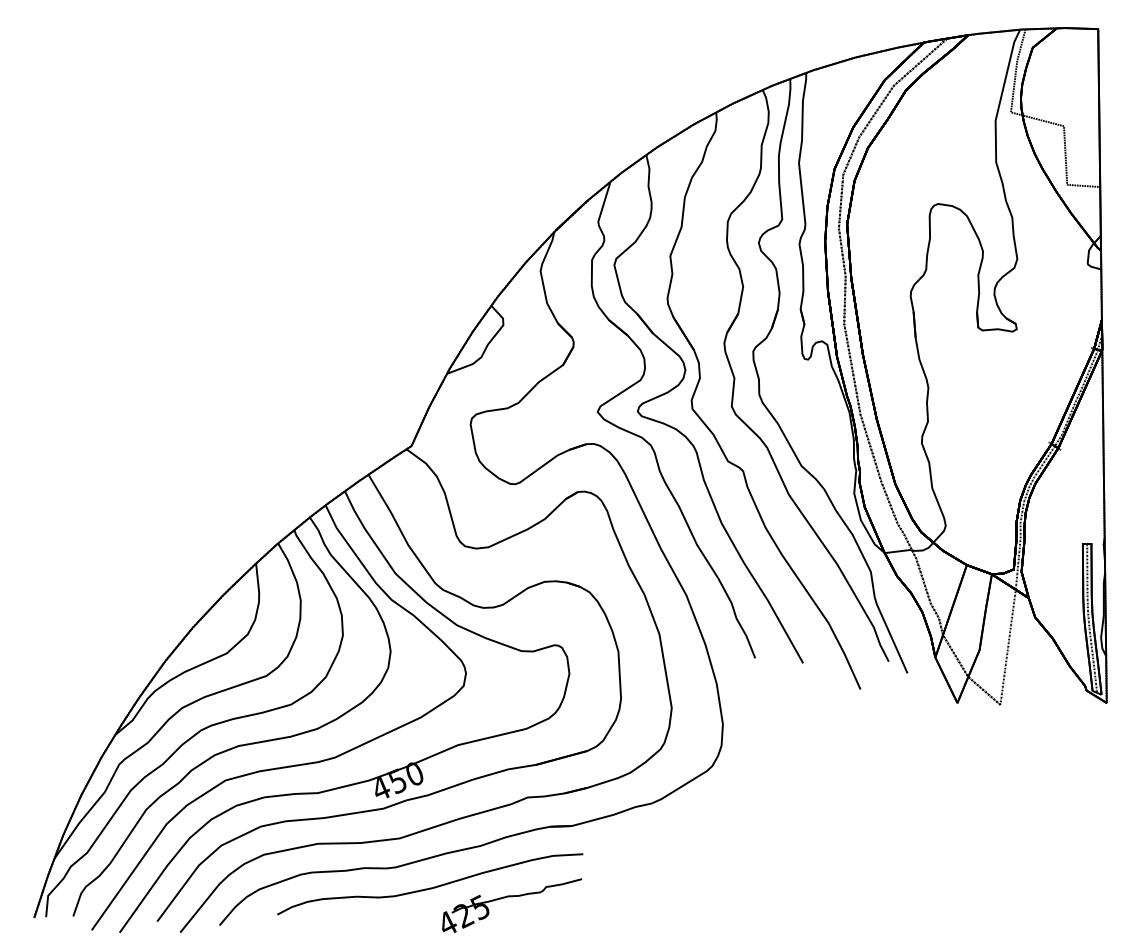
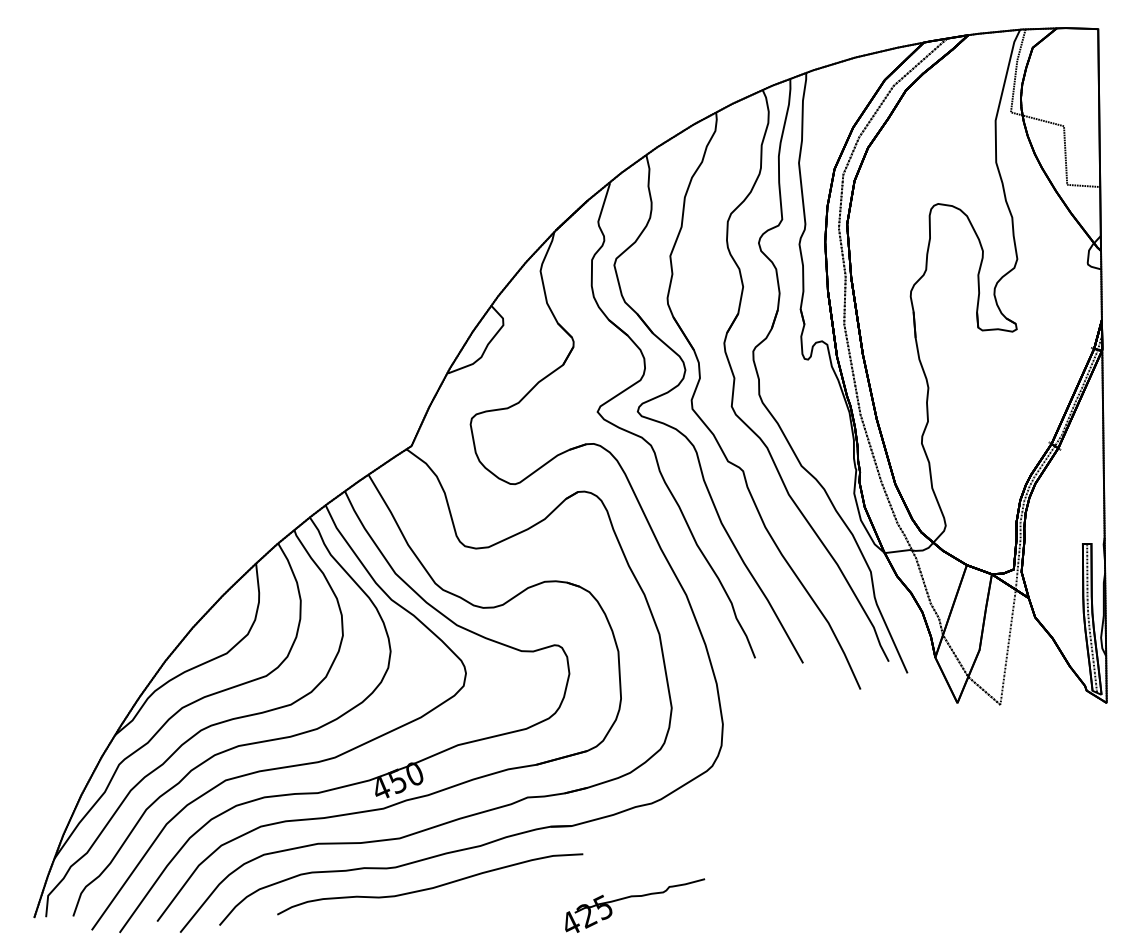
part position: (512, 897) -> (635, 897) (635, 897)
